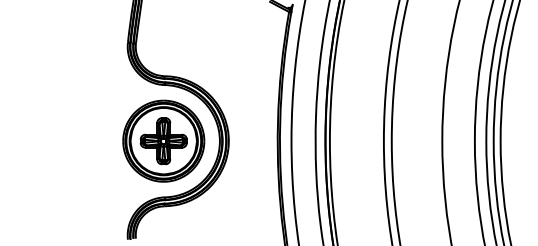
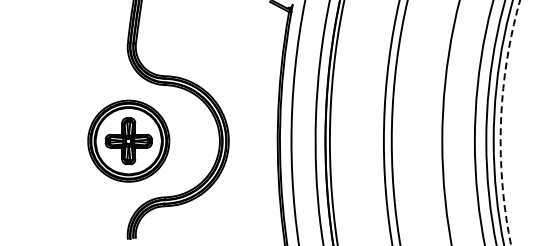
circle: solid -> dashed (510, 122)
part position: (163, 140) -> (128, 140) (128, 140)
